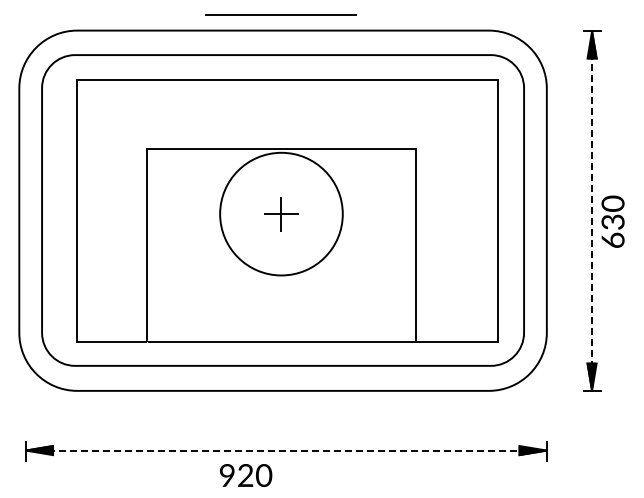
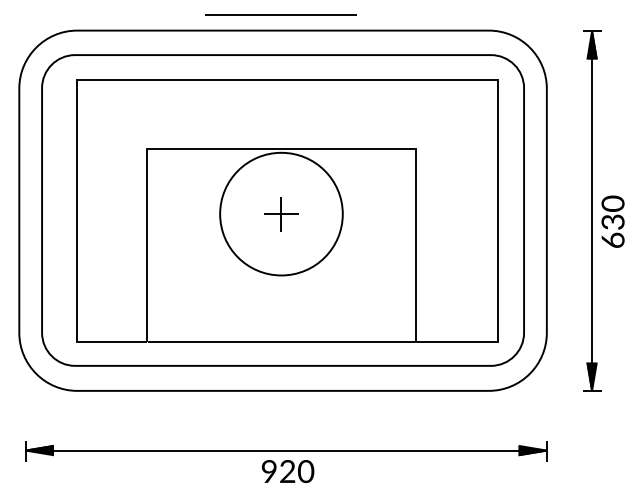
line: dashed -> solid (592, 211)
line: dashed -> solid (286, 450)
text position: (246, 475) -> (288, 471) (288, 471)
